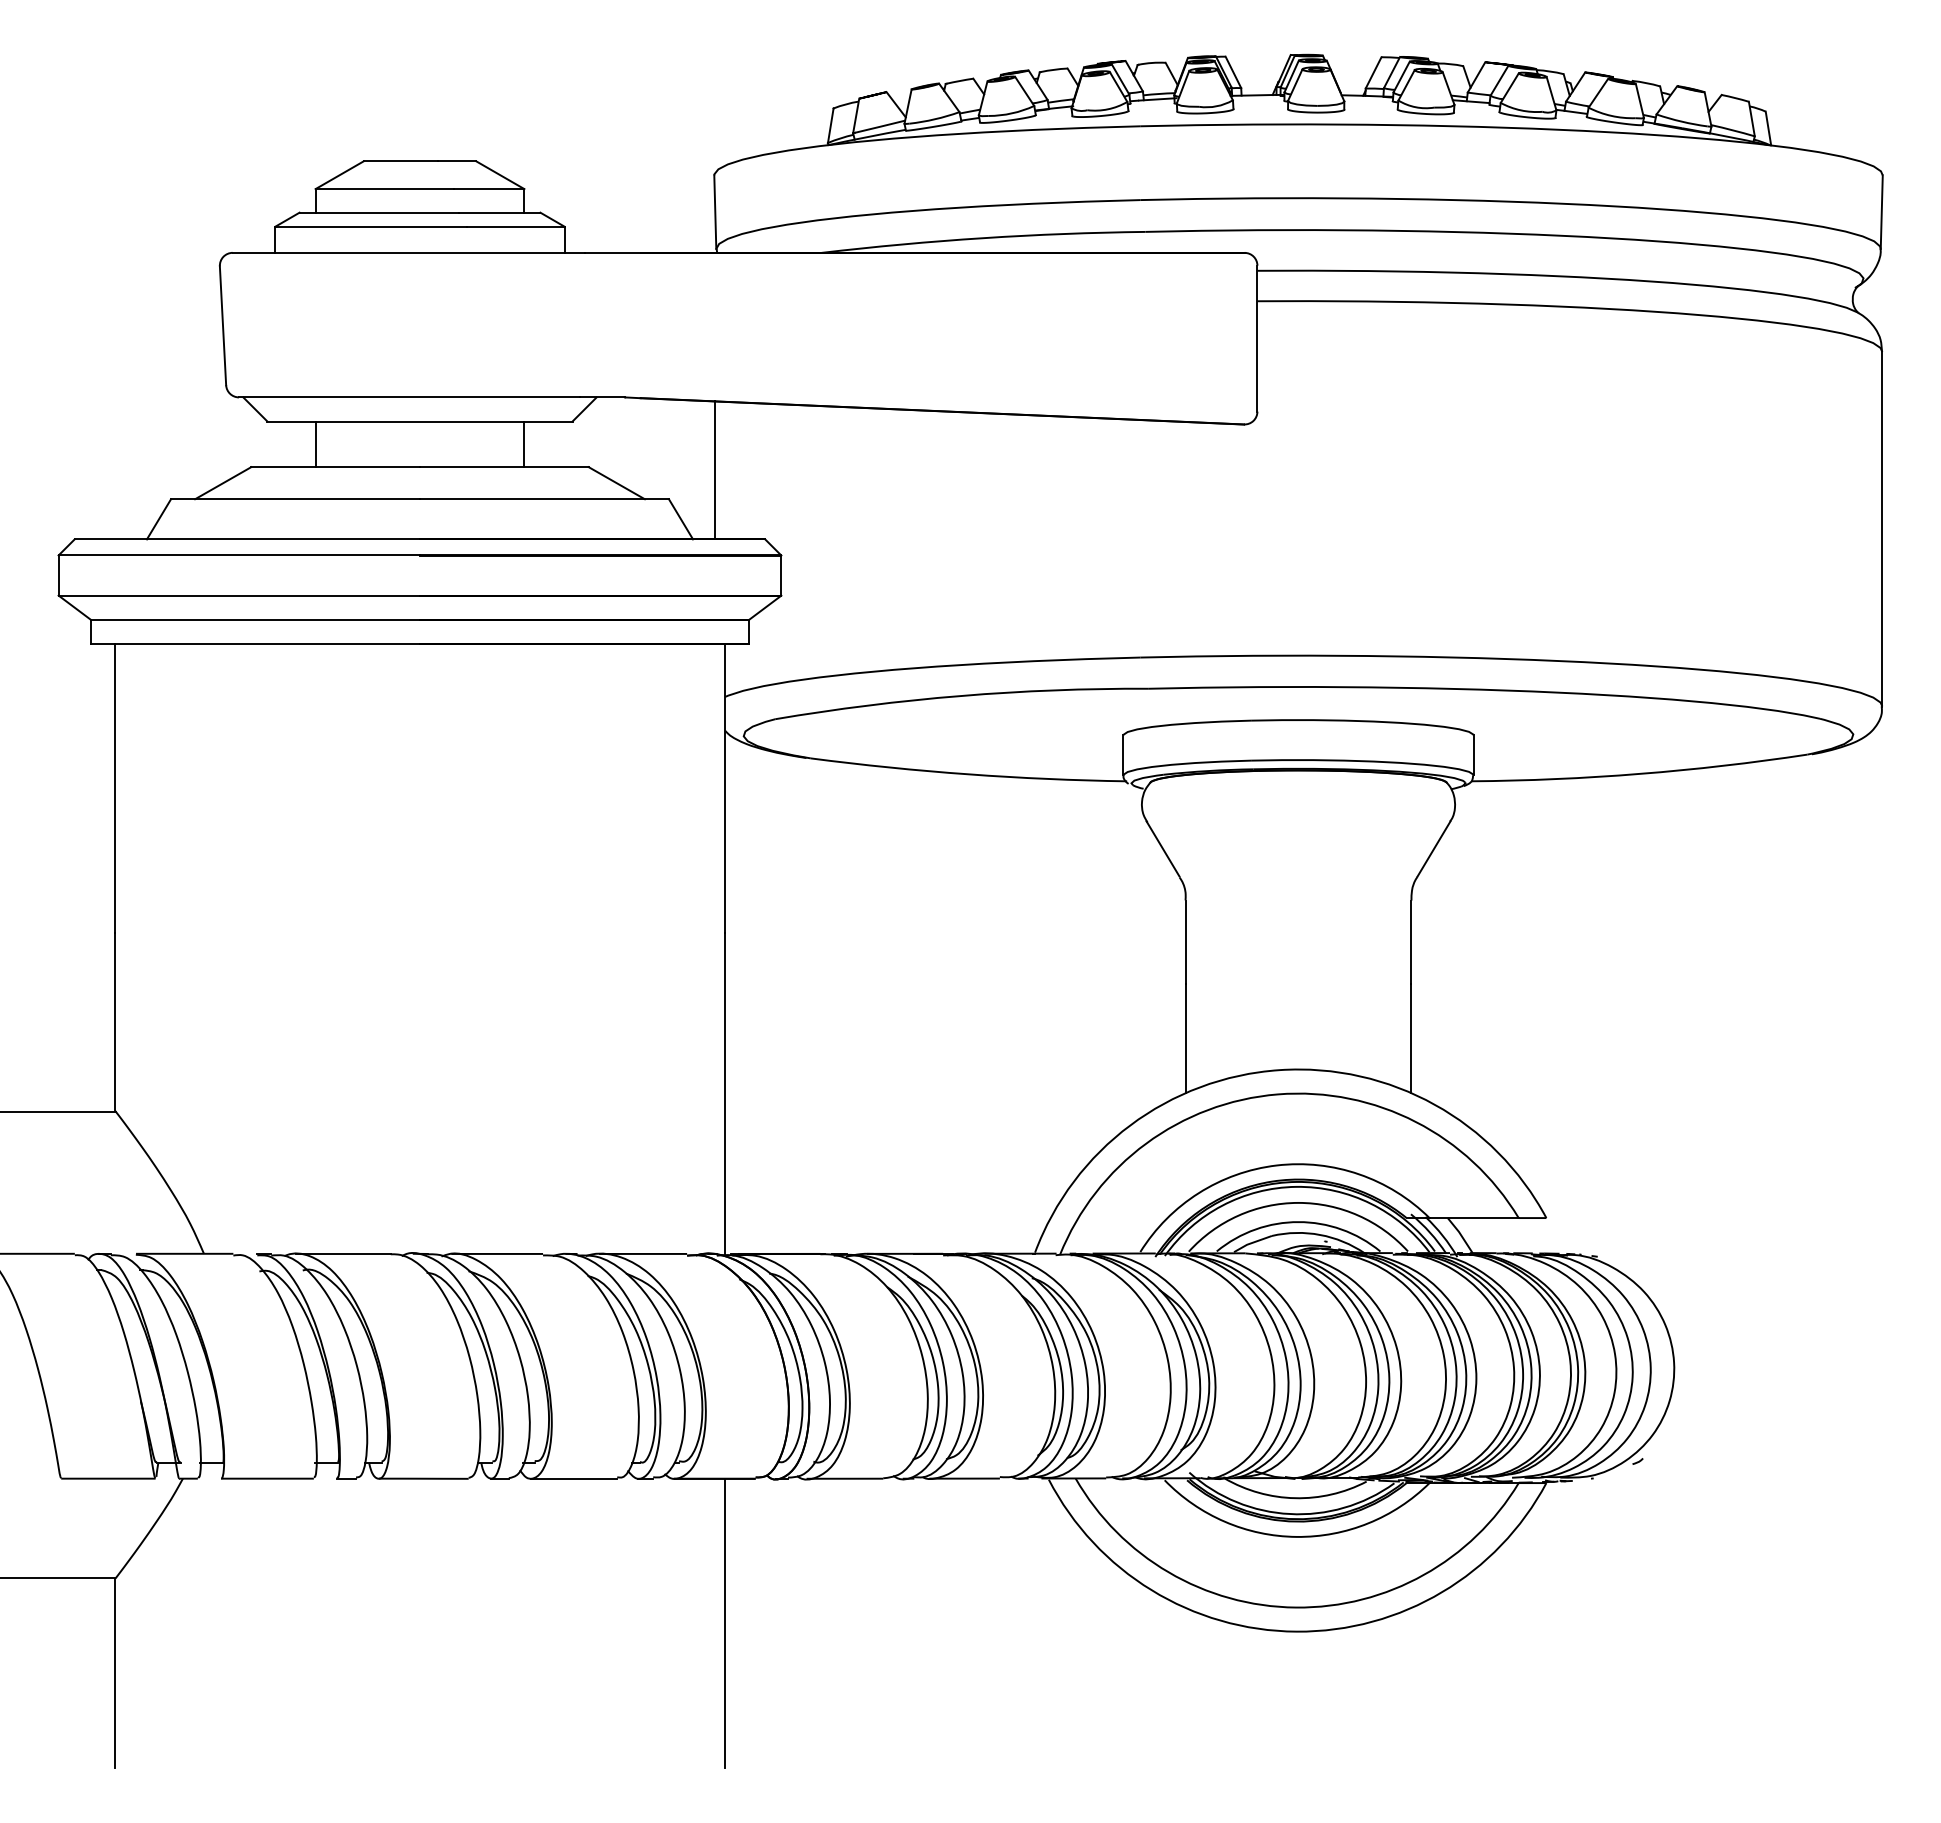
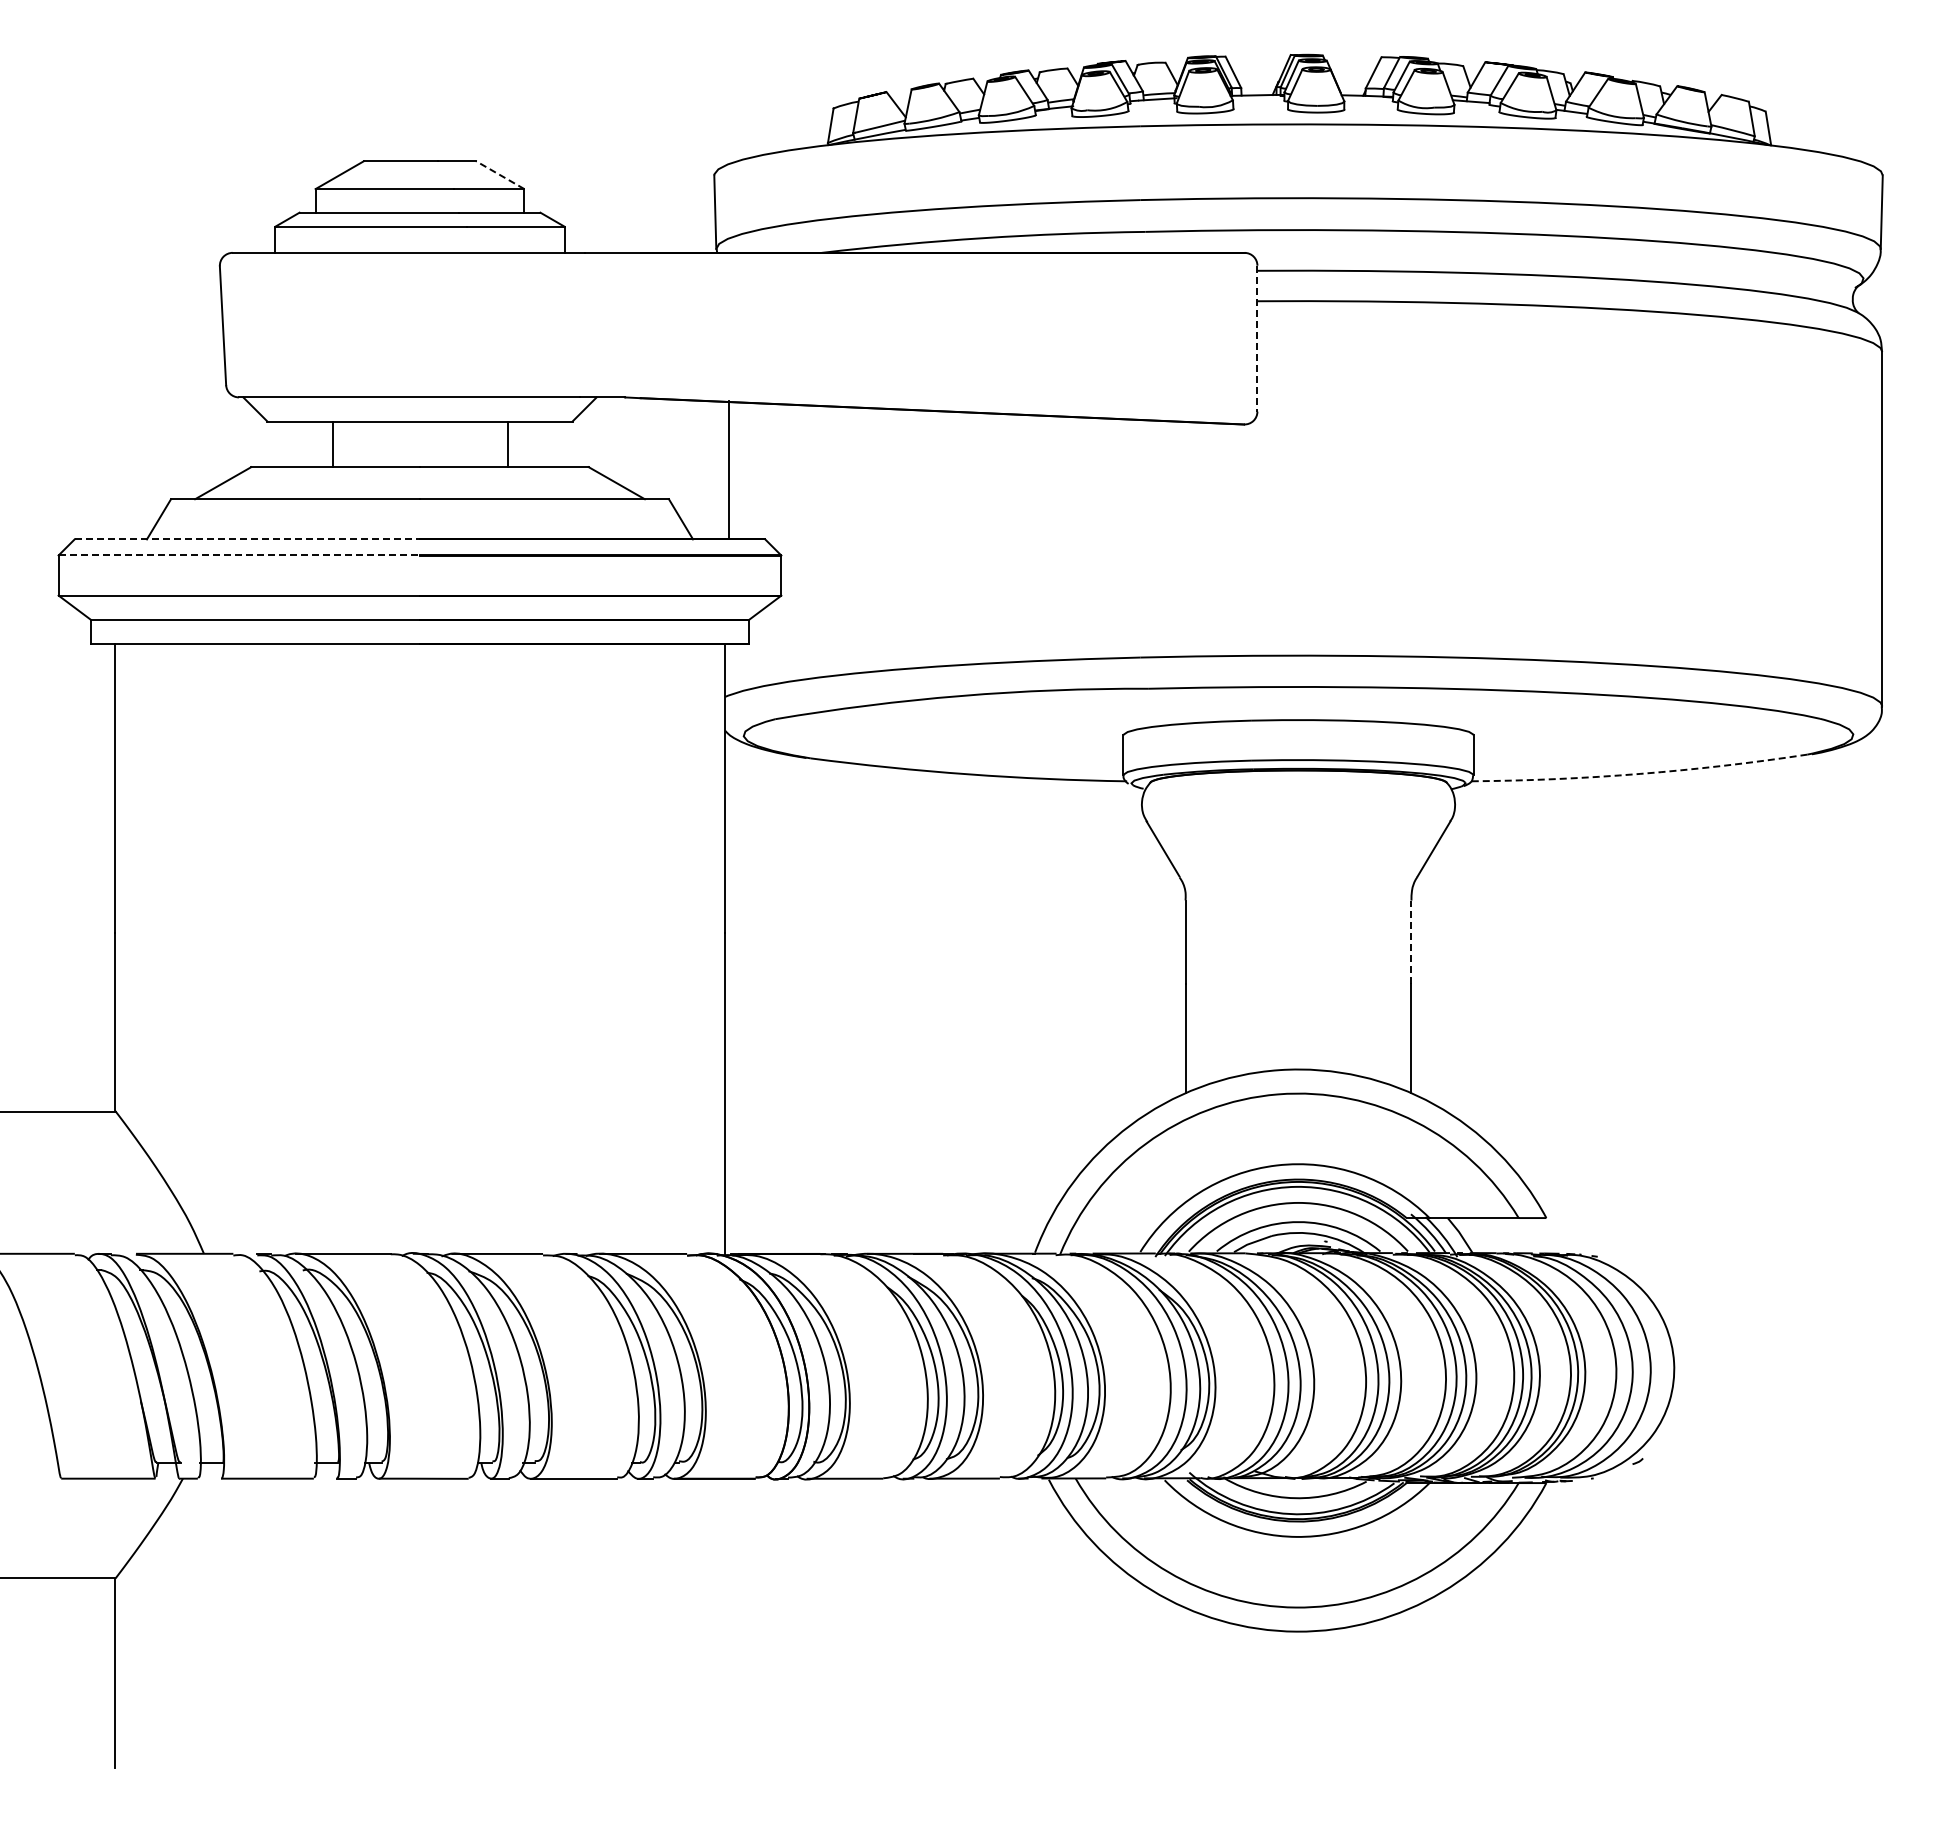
line: solid -> dashed (500, 175)
line: solid -> dashed (1257, 338)
line position: (315, 444) -> (332, 444) (332, 444)
line position: (524, 444) -> (508, 444) (508, 444)
line position: (714, 470) -> (728, 470) (728, 470)
line: solid -> dashed (247, 539)
line: solid -> dashed (239, 555)
arc: solid -> dashed (1640, 773)
line: solid -> dashed (1410, 942)
line: present -> none (725, 1623)
